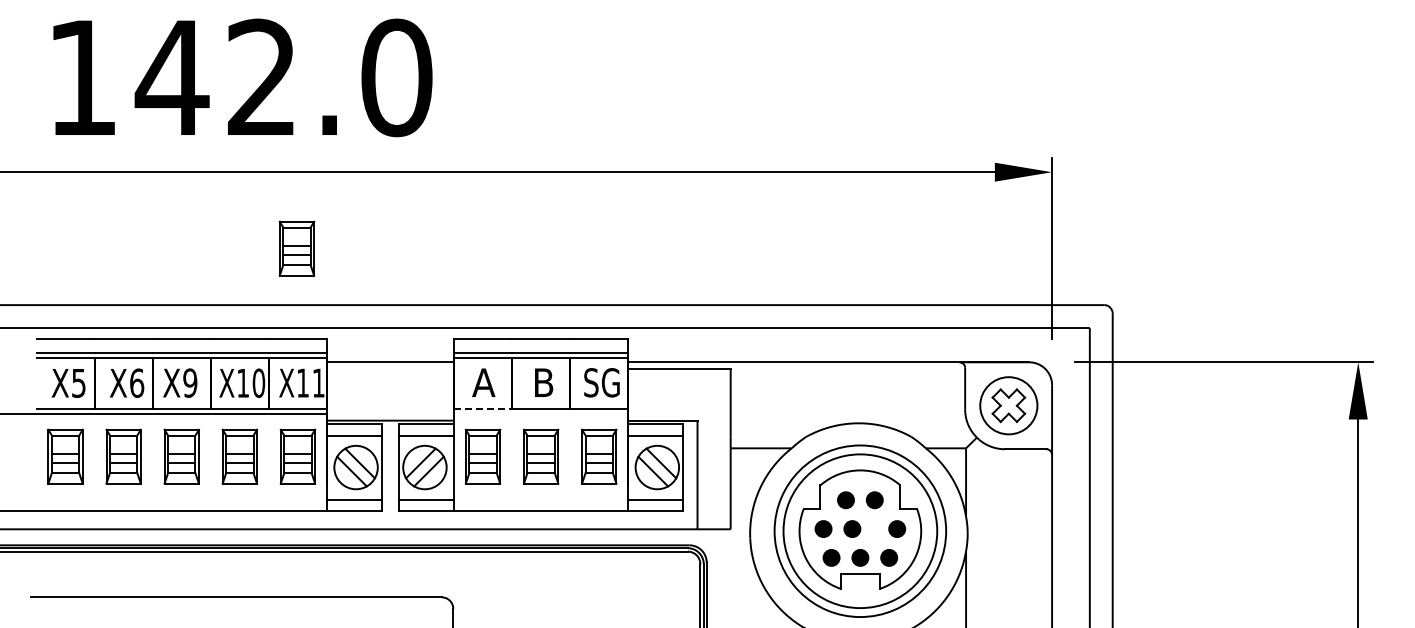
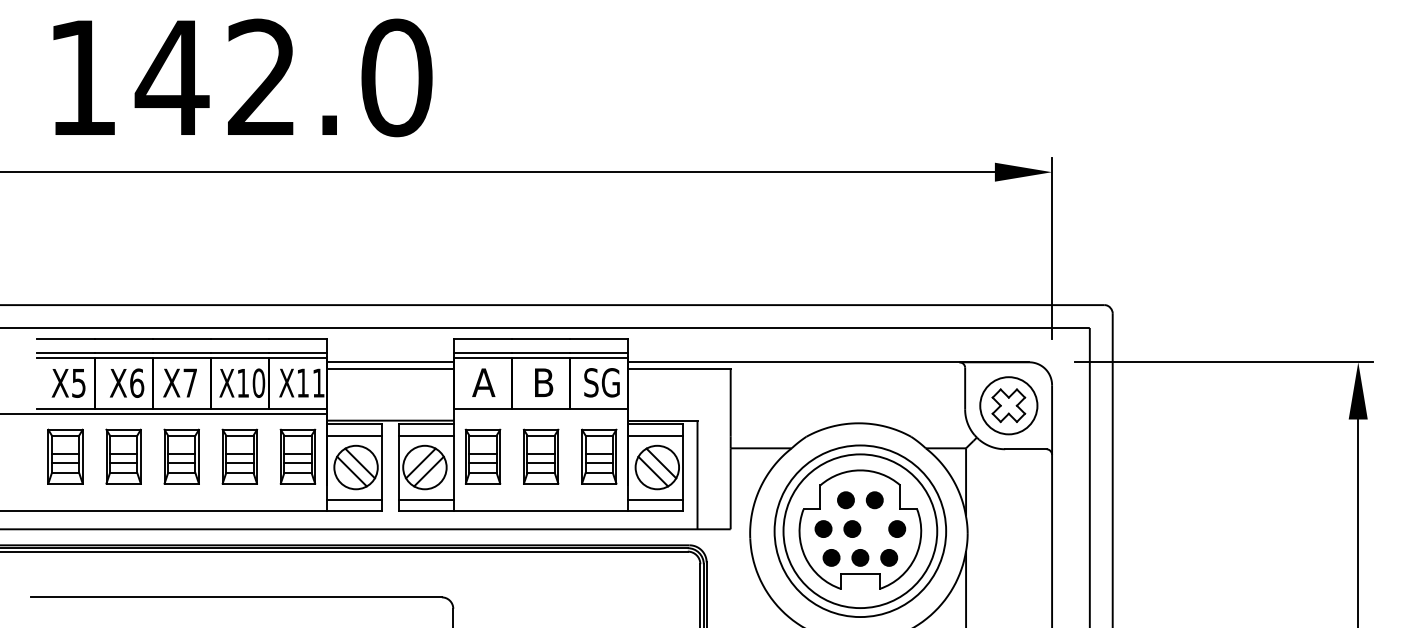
part: present -> none (296, 248)
line: none -> present (390, 368)
text: X9 -> X7 (190, 382)
line: dashed -> solid (483, 409)
